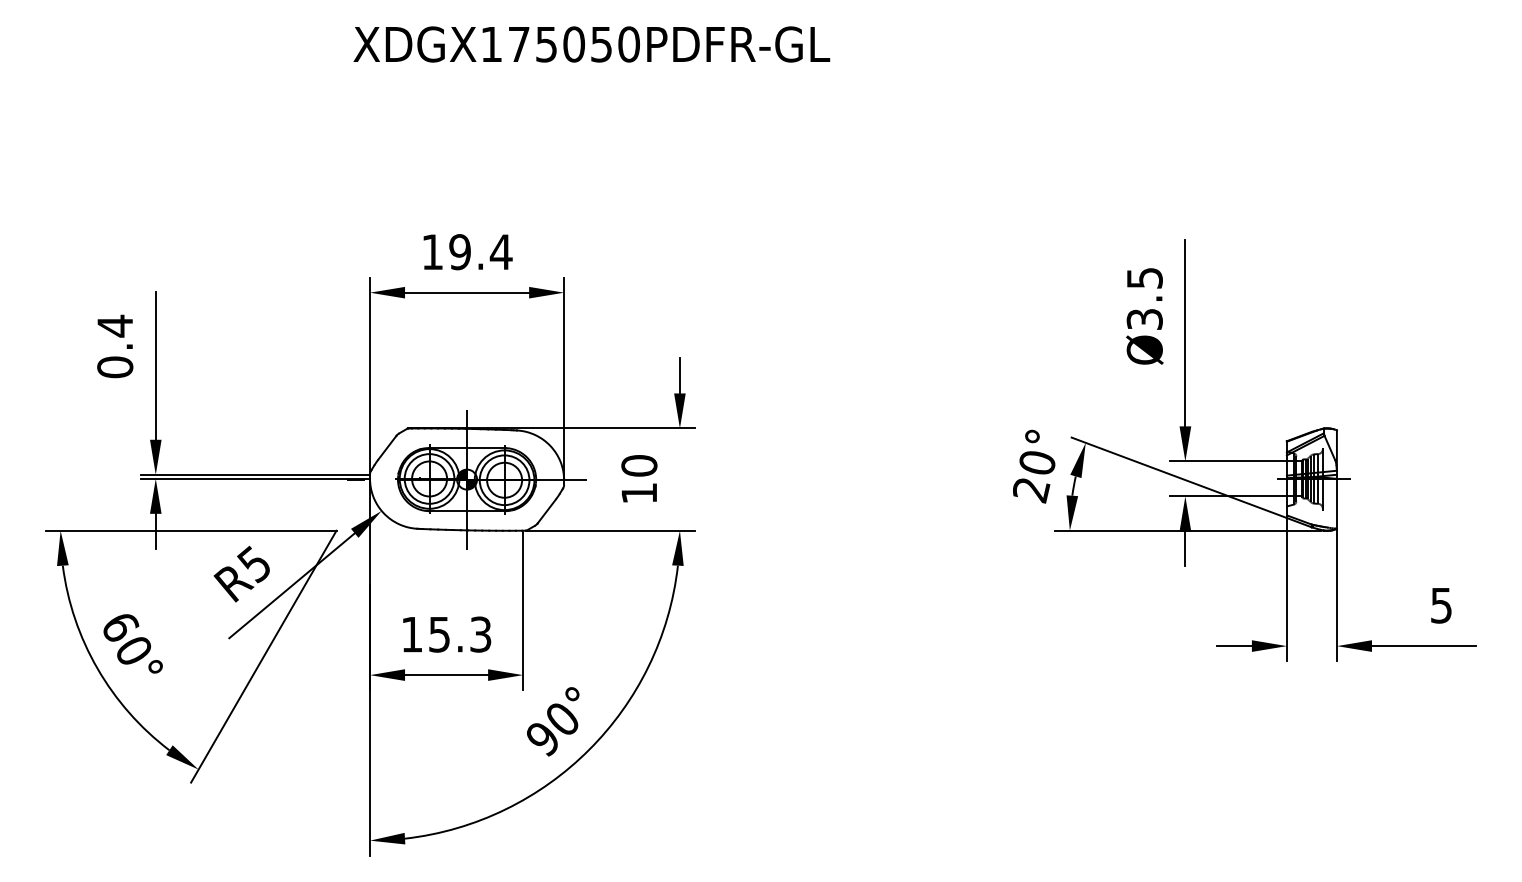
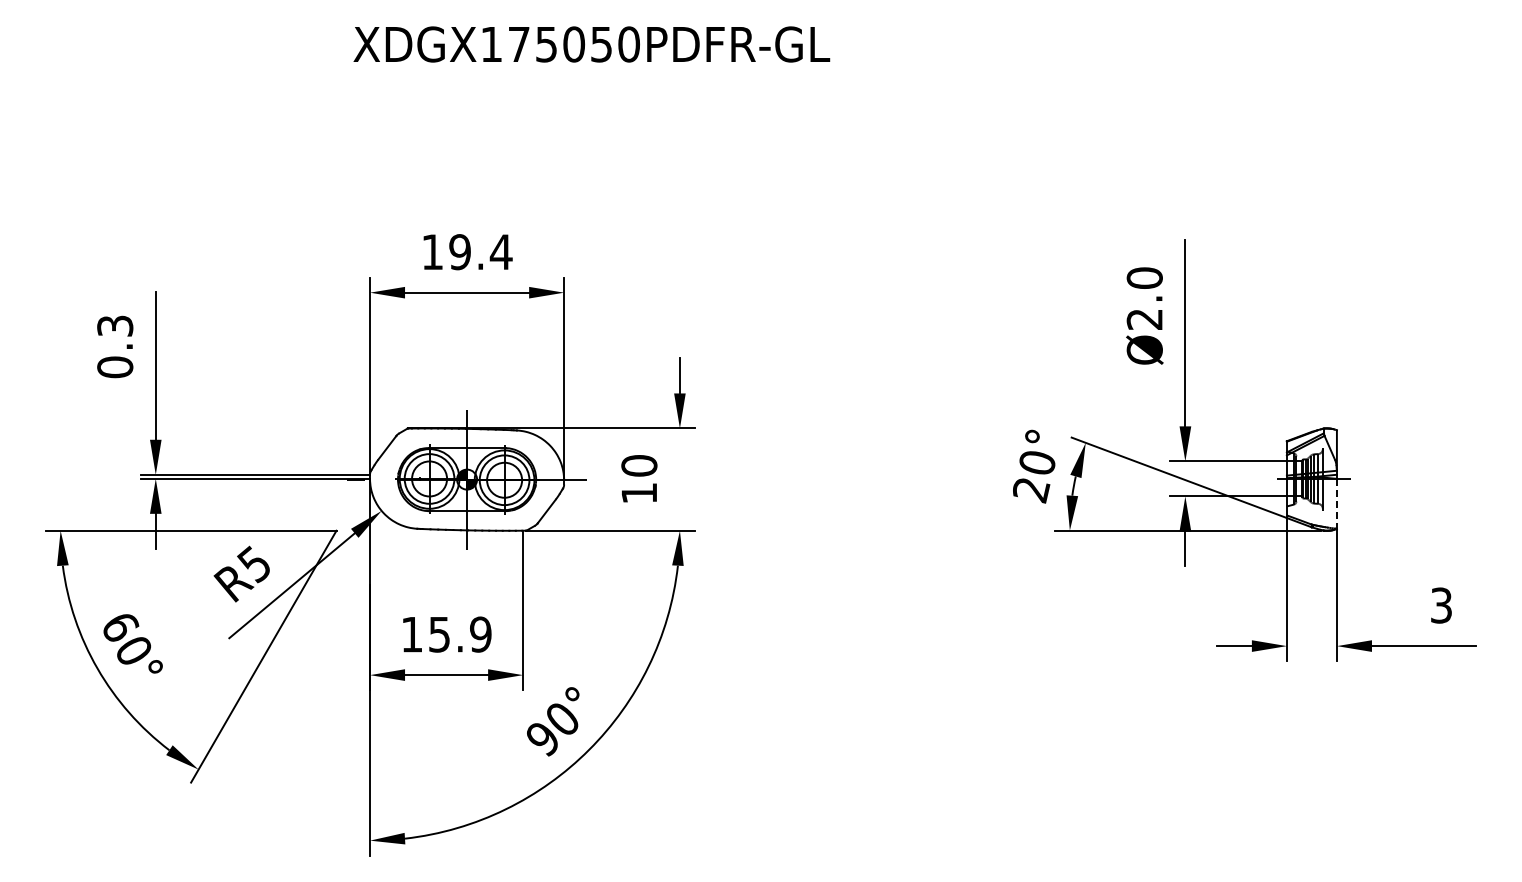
text: Ø3.5 -> Ø2.0 (1144, 298)
text: 0.4 -> 0.3 (115, 325)
line: solid -> dashed (1336, 503)
text: 5 -> 3 (1441, 604)
text: 15.3 -> 15.9 (480, 634)
